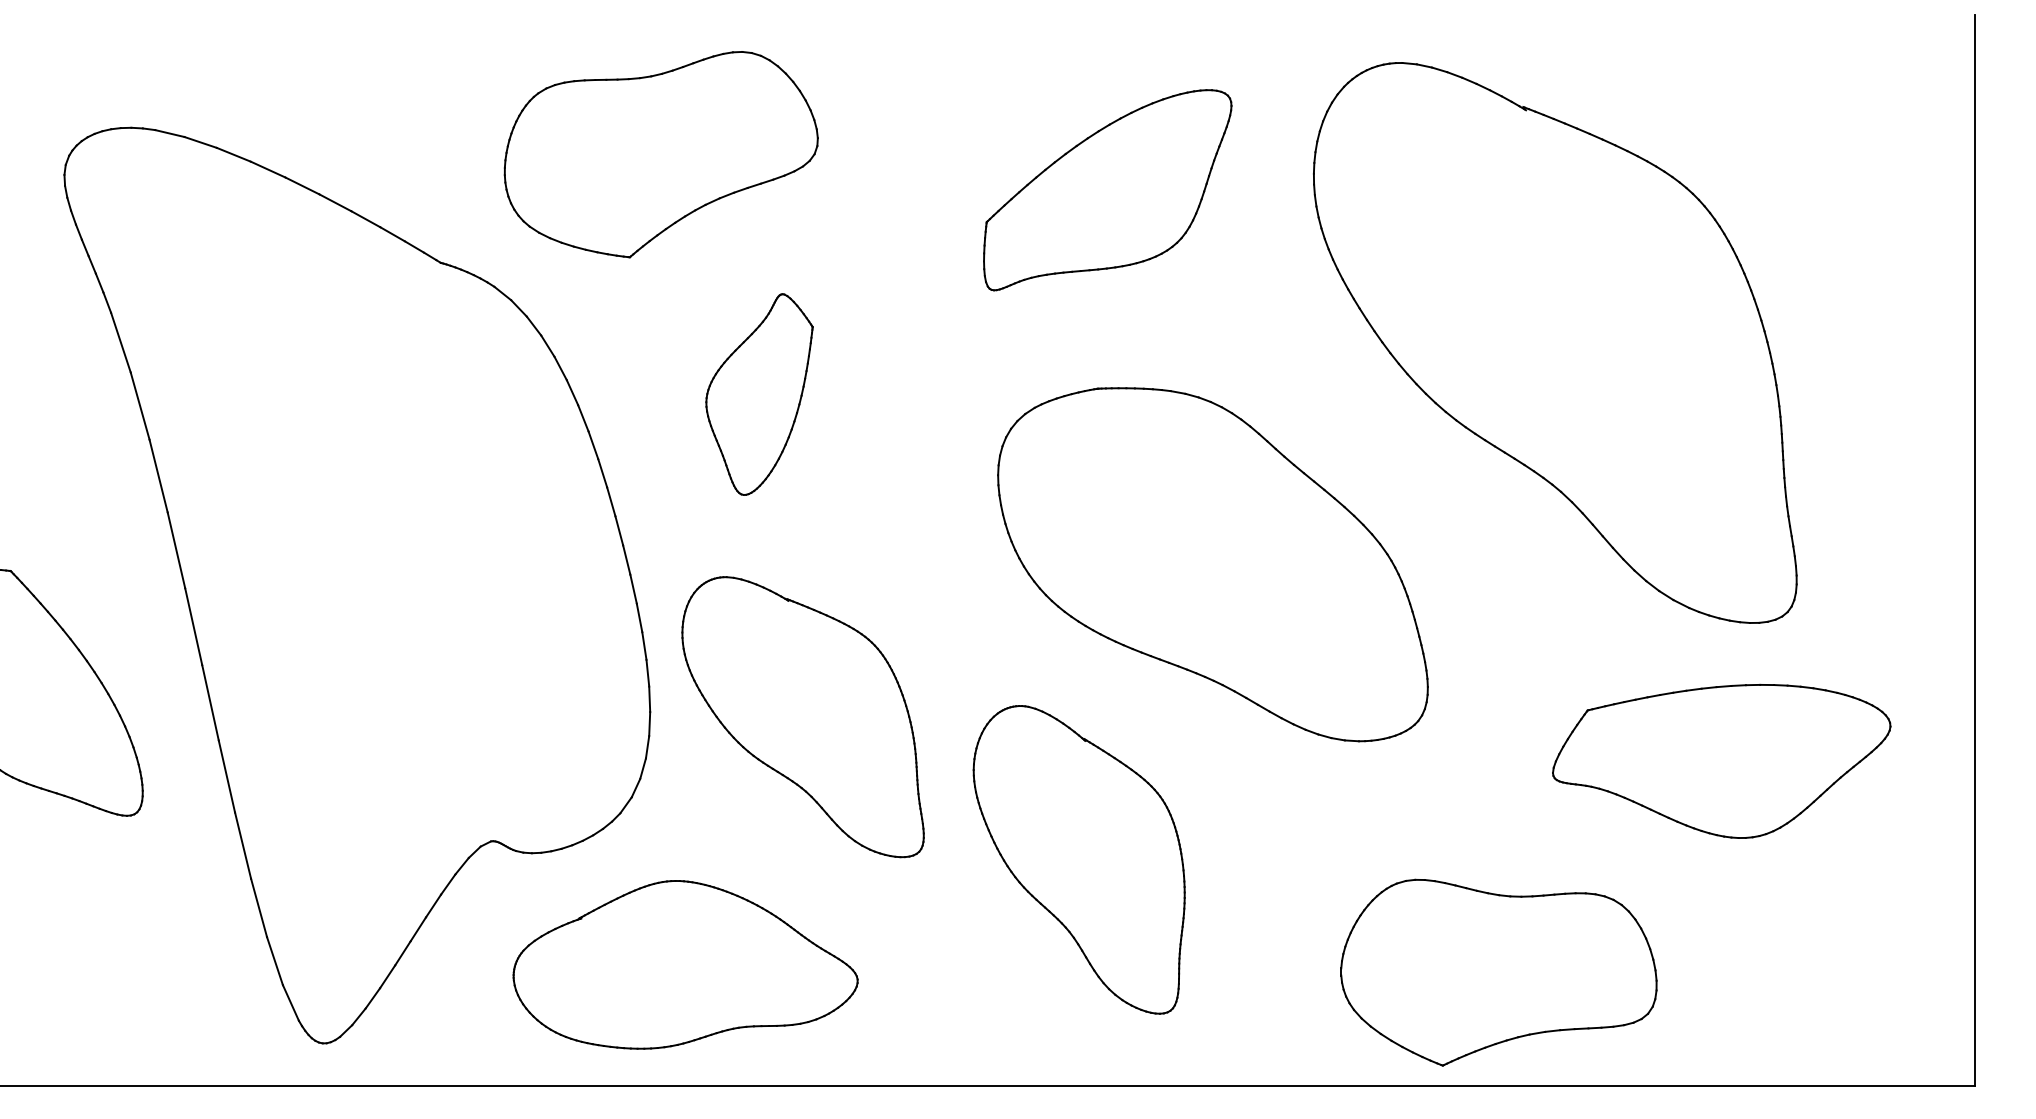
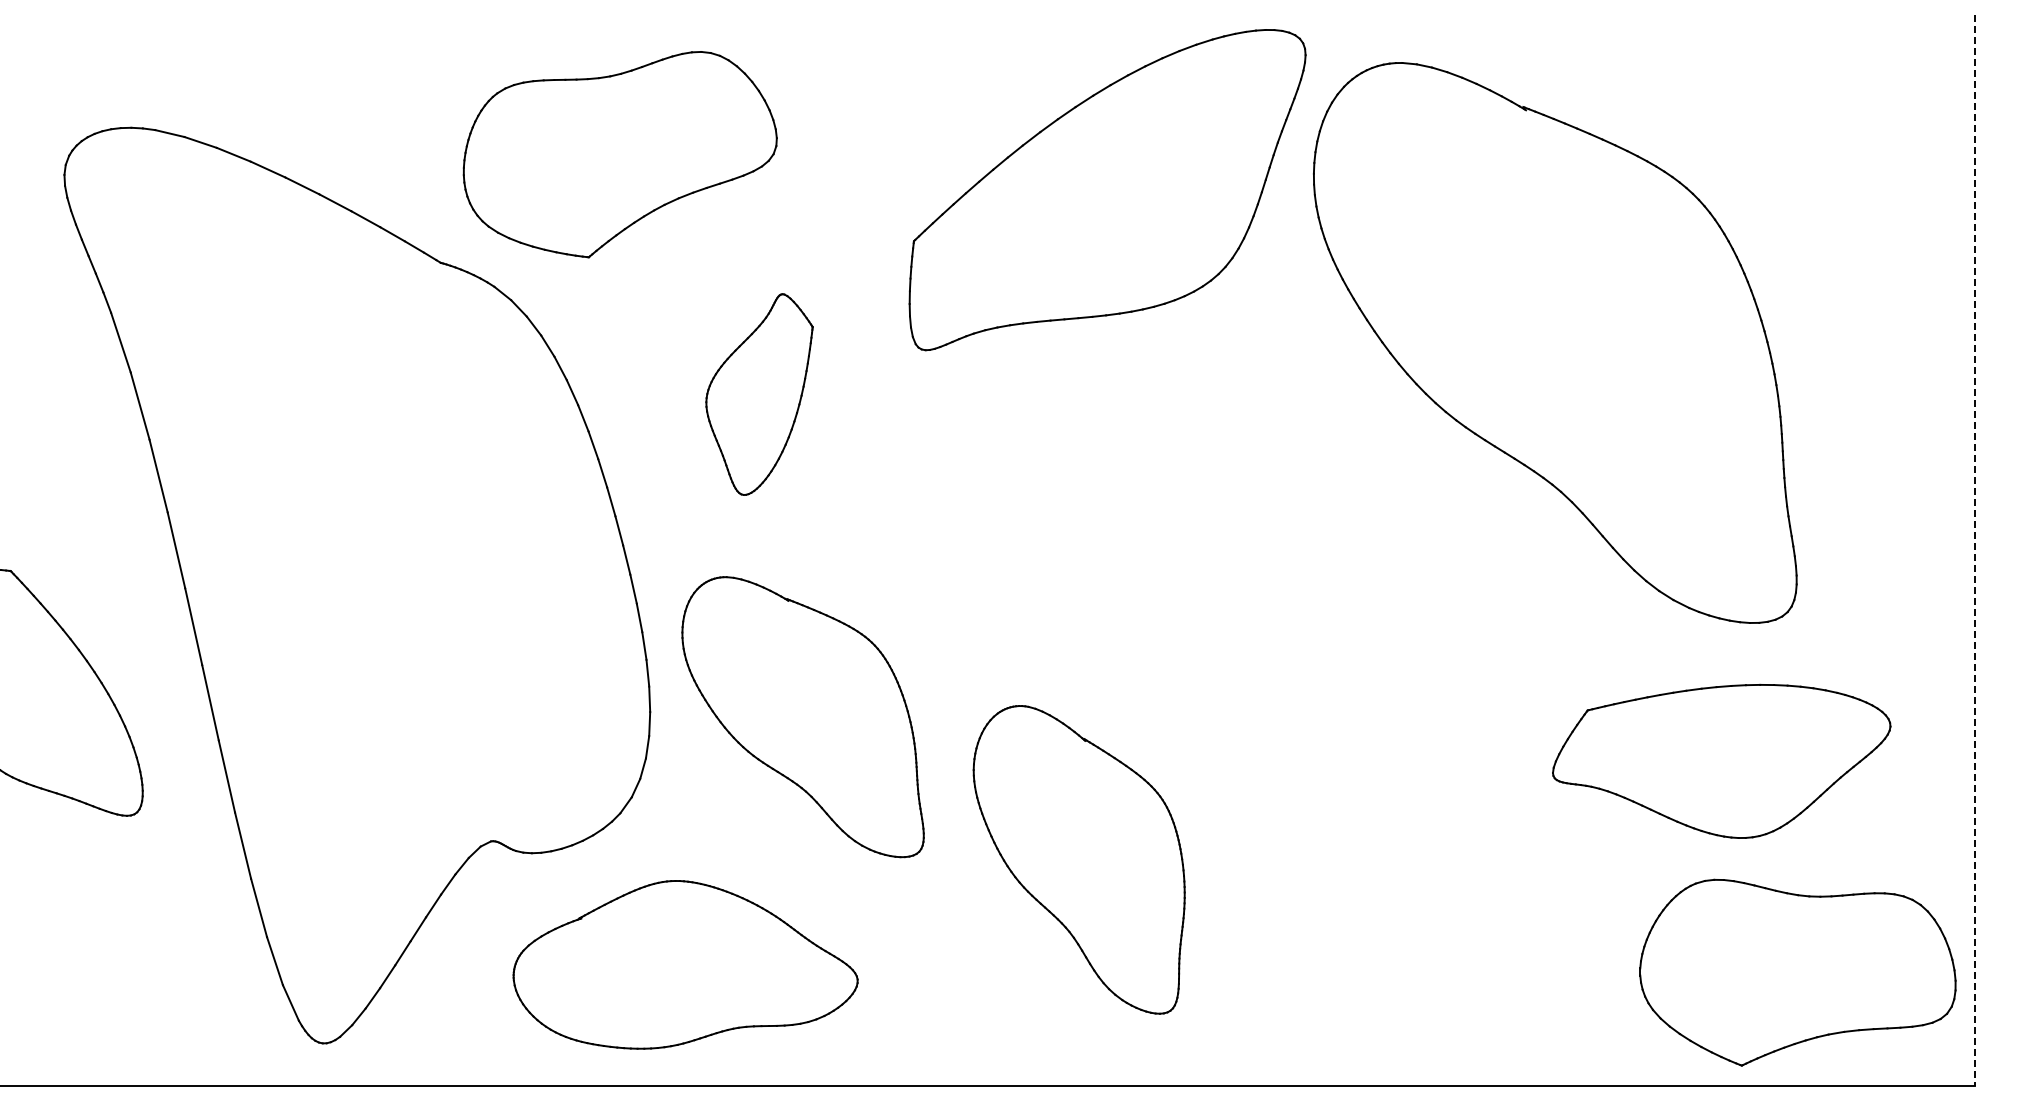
part position: (660, 154) -> (619, 154) (619, 154)
part size: 250x203 px -> 399x323 px (1107, 190)
line: solid -> dashed (1974, 550)
part: present -> none (1212, 564)
part position: (1498, 972) -> (1797, 972) (1797, 972)
